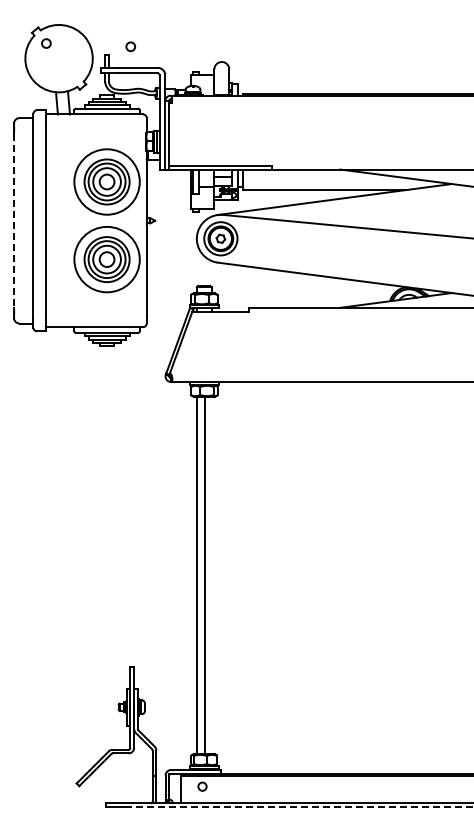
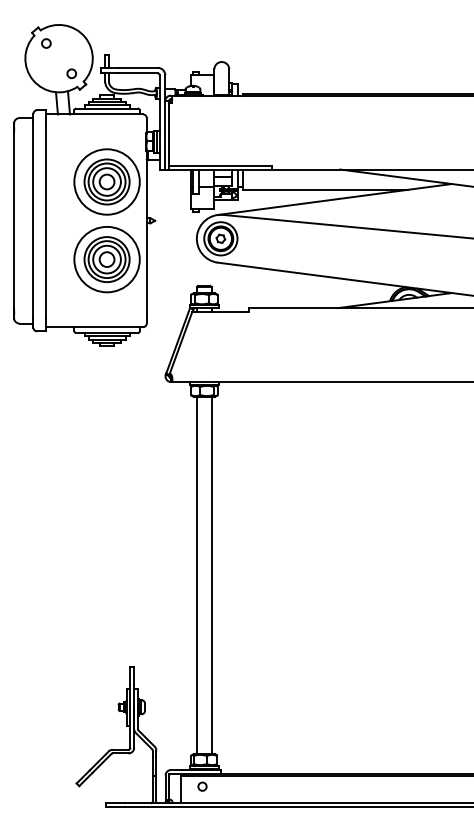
circle position: (130, 46) -> (71, 73) (71, 73)
line: dashed -> solid (14, 221)
line position: (204, 575) -> (211, 575) (211, 575)
line: dashed -> solid (299, 807)
